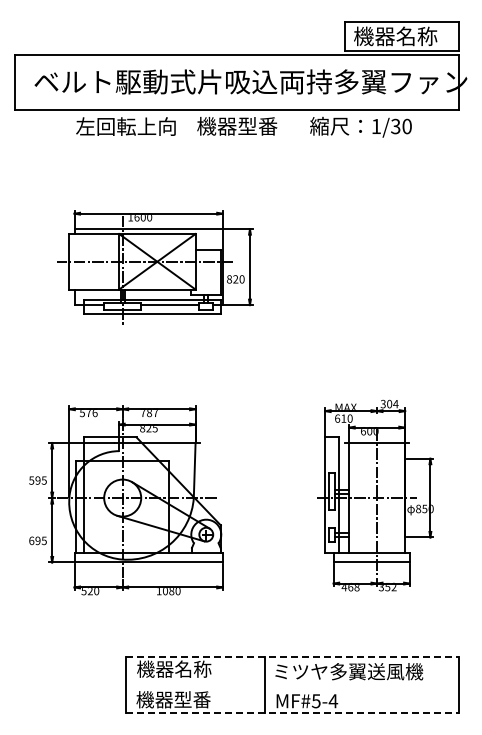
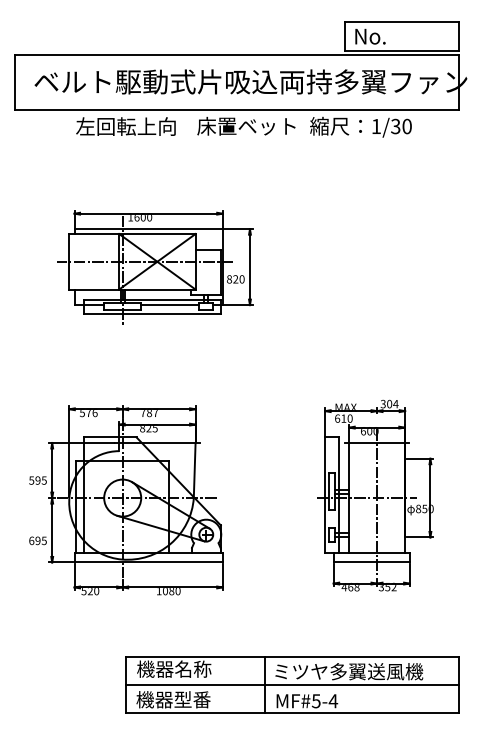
text: 機器名称 -> No. (395, 36)
text: 機器型番 -> 床置ベット (246, 125)
line: dashed -> solid (292, 657)
line: none -> present (292, 685)
line: dashed -> solid (292, 712)
